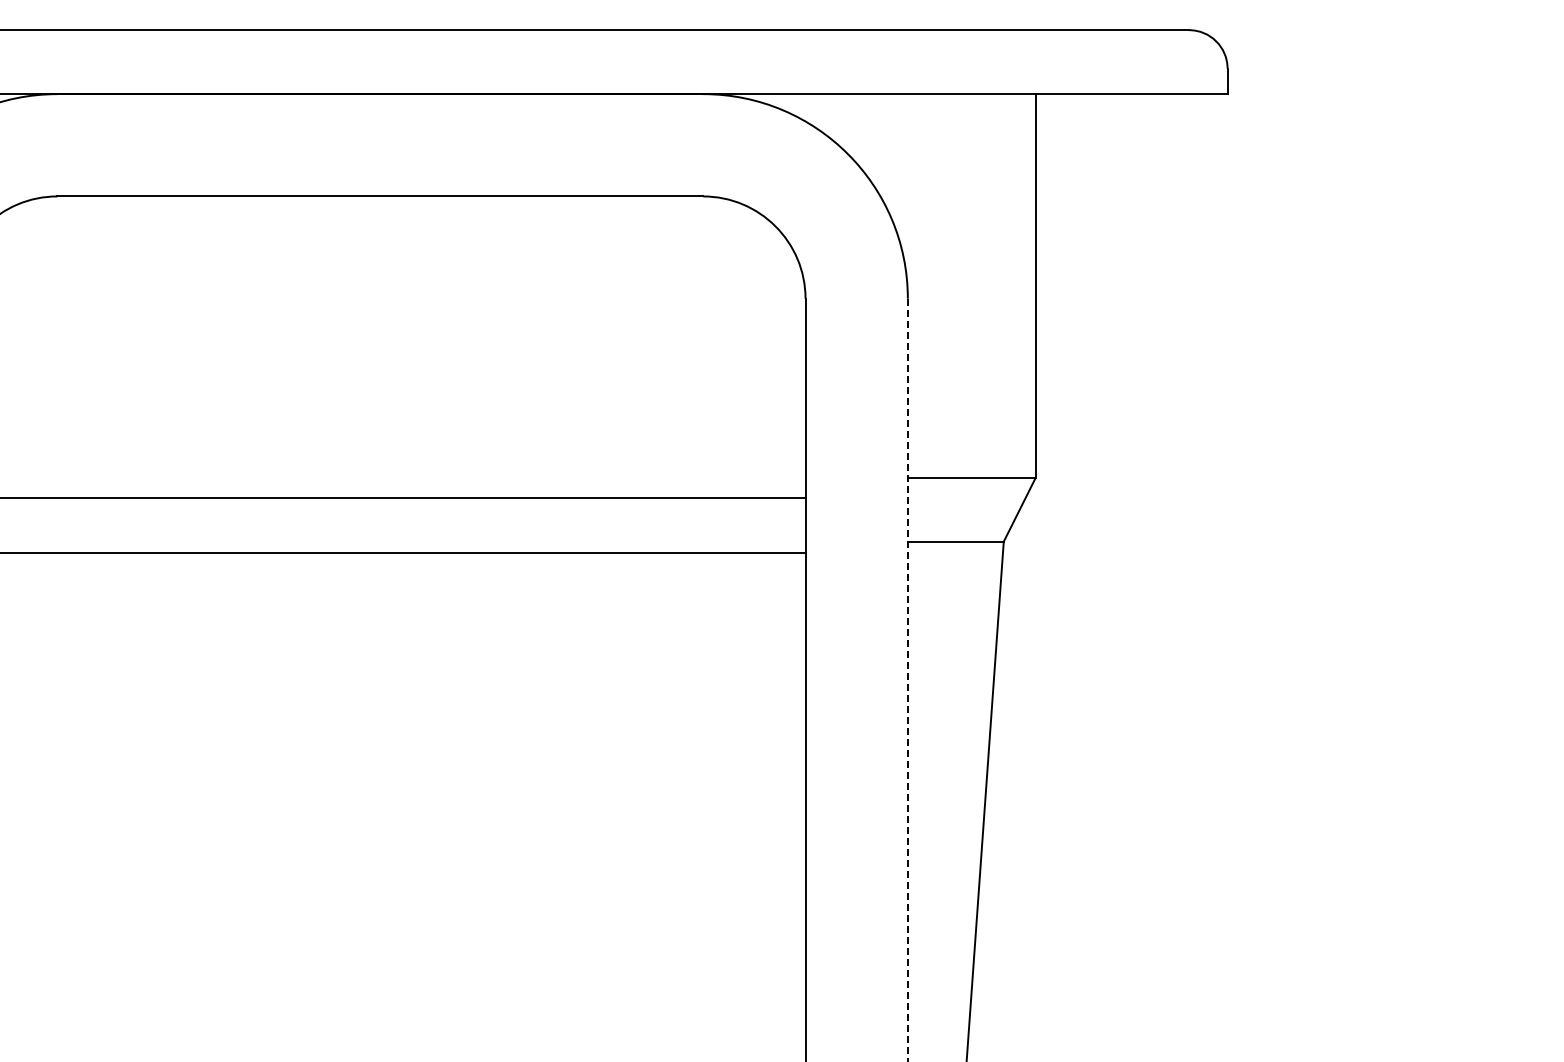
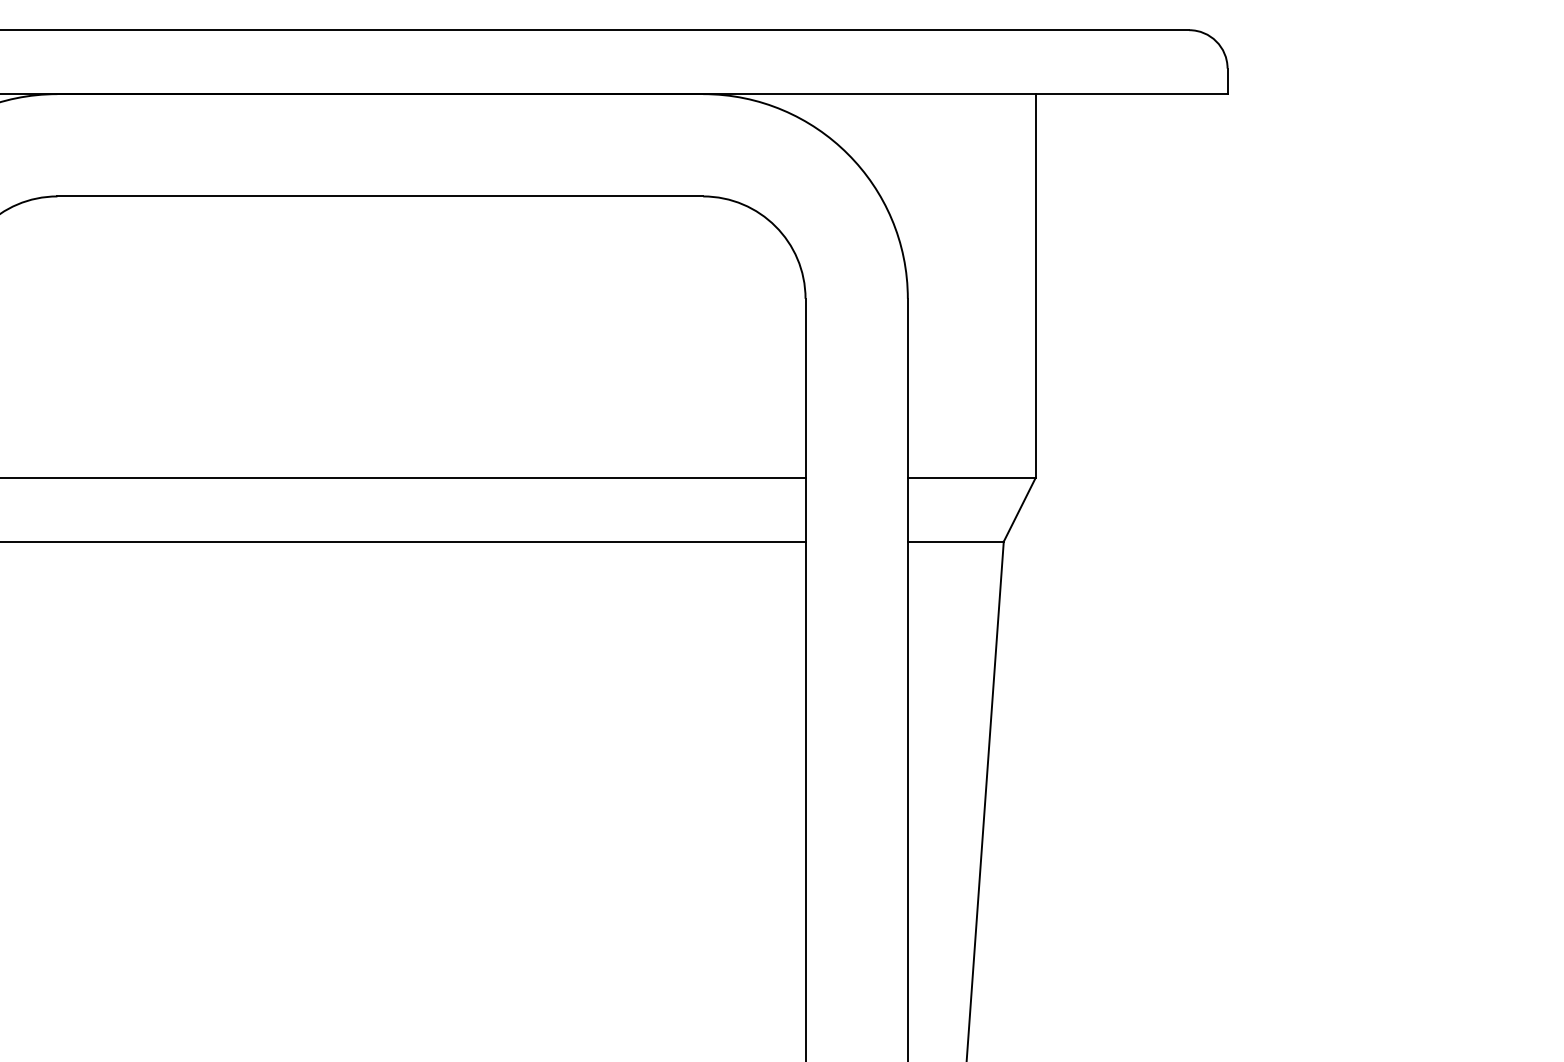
line position: (403, 497) -> (403, 477) (403, 477)
line position: (403, 552) -> (403, 541) (403, 541)
line: dashed -> solid (907, 680)
